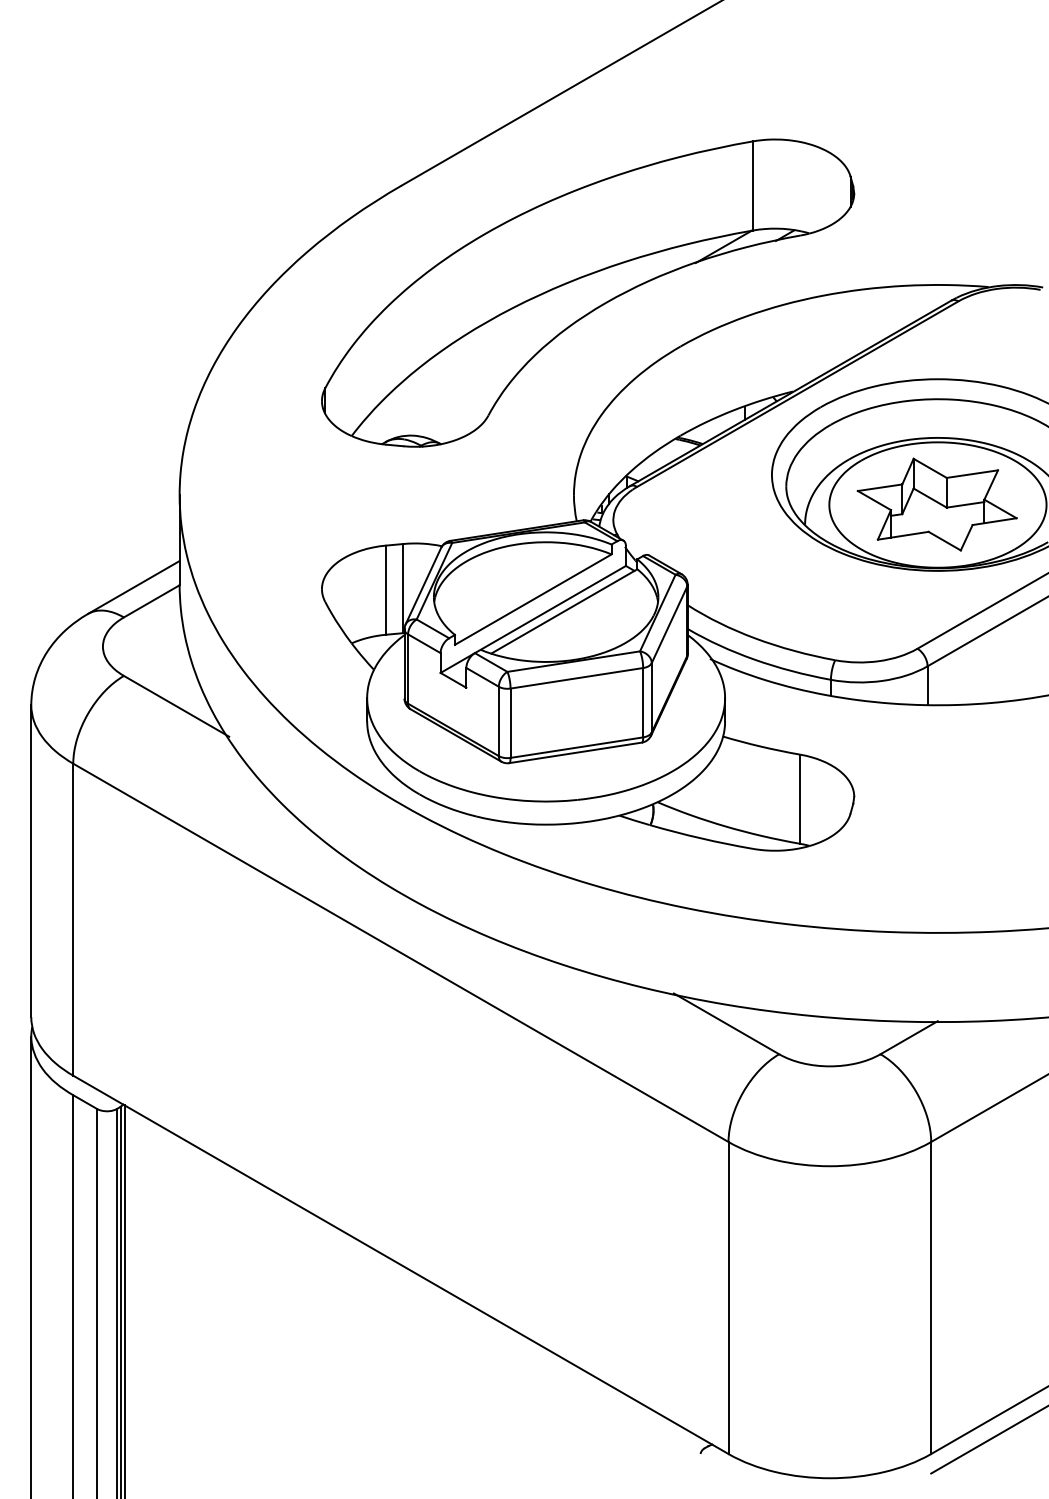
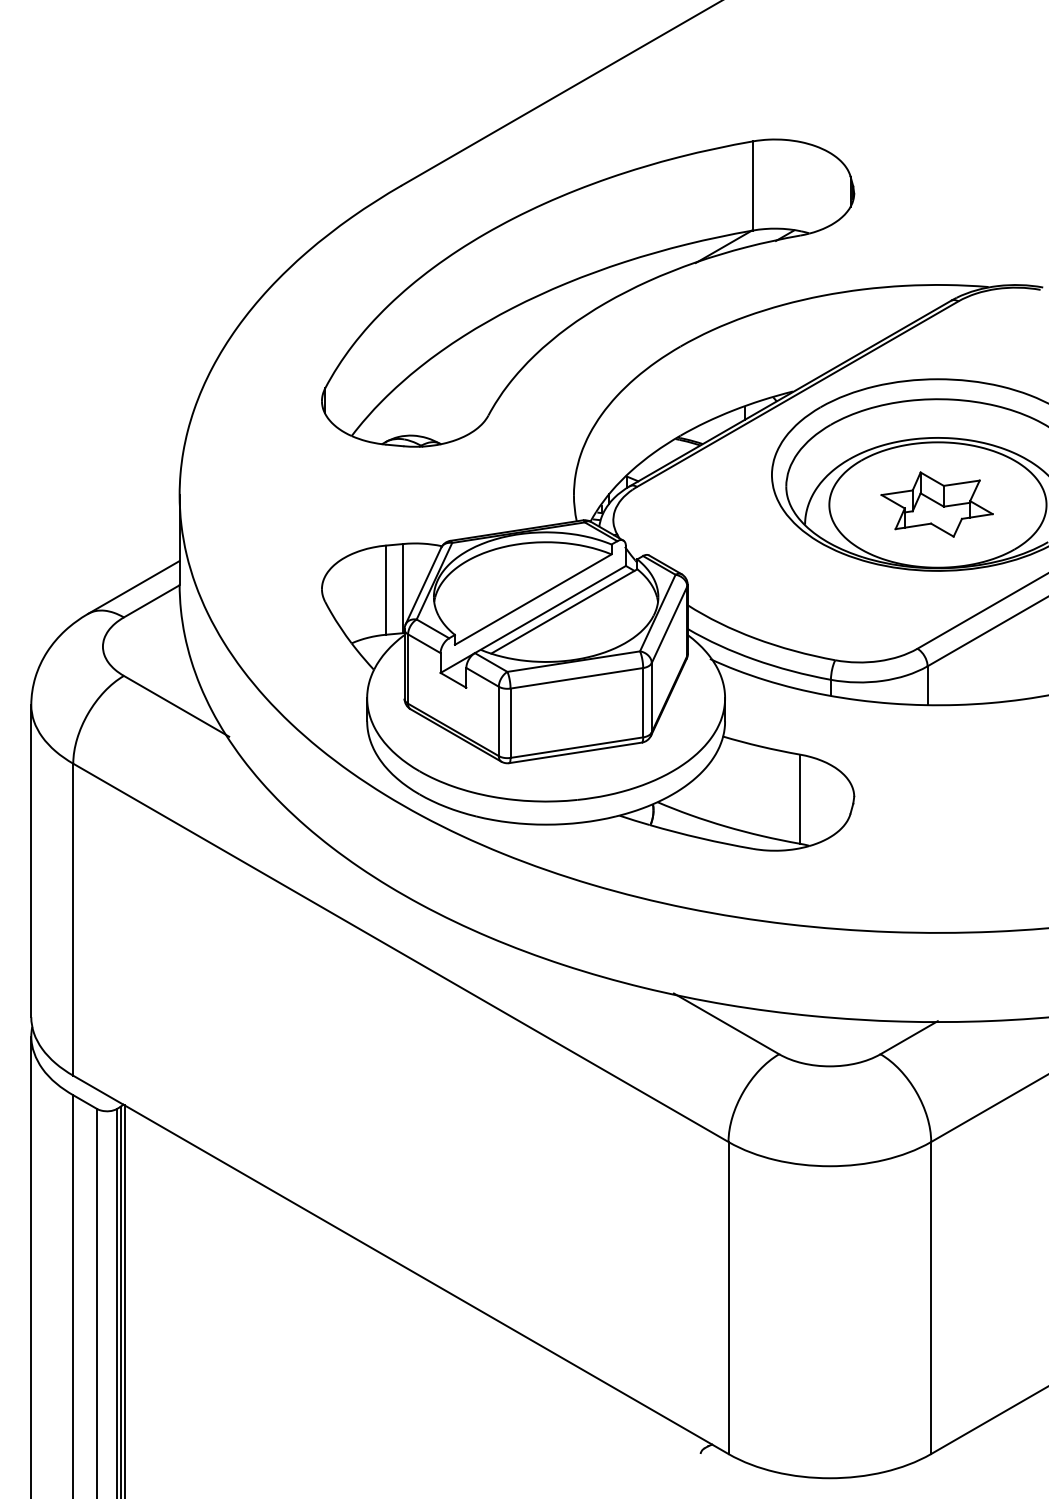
part size: 162x95 px -> 114x67 px (936, 504)
line: present -> none (988, 1440)
